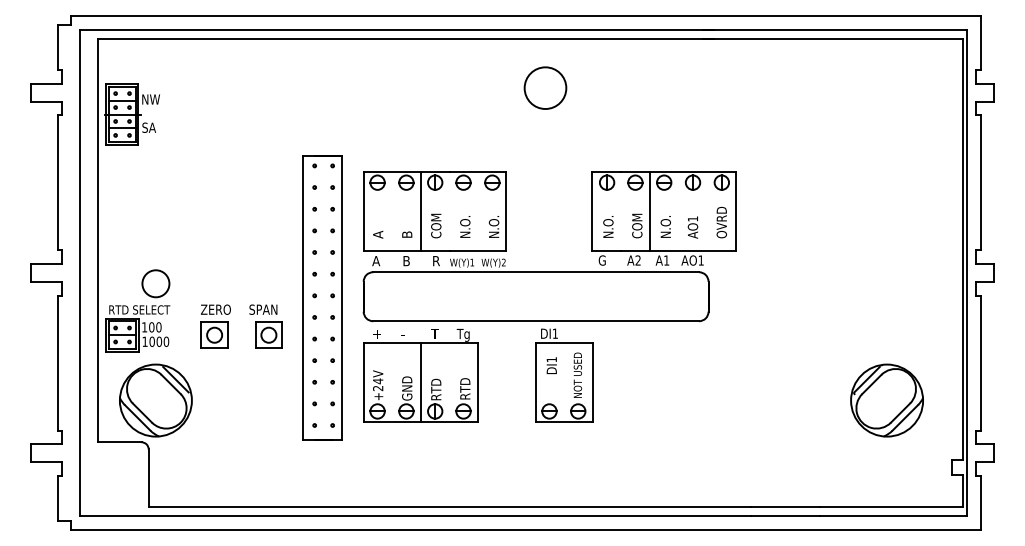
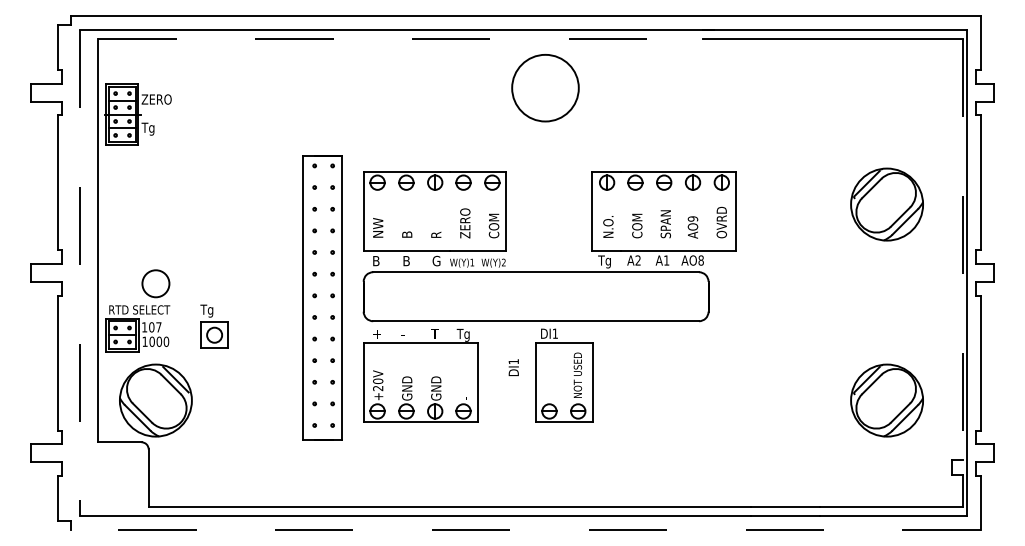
line: solid -> dashed (406, 38)
circle diameter: 42 px -> 67 px (545, 87)
text: NW -> ZERO (156, 99)
text: SA -> Tg (148, 128)
part: none -> present (886, 204)
line: present -> none (421, 211)
line: present -> none (649, 211)
text: AO1 -> AO9 (692, 218)
text: N.O. -> ZERO (465, 223)
text: N.O. -> SPAN (665, 224)
text: COM -> R (436, 225)
text: N.O. -> COM (493, 225)
text: A -> NW (378, 228)
line: solid -> dashed (962, 249)
text: R -> G (436, 260)
text: AO1 -> AO8 (700, 260)
text: A -> B (376, 261)
text: G -> Tg (604, 261)
line: solid -> dashed (80, 273)
text: ZERO -> Tg (215, 310)
part: present -> none (265, 326)
text: 100 -> 107 (158, 327)
text position: (551, 365) -> (513, 367) (513, 367)
text: +24V -> +20V (378, 381)
line: present -> none (420, 382)
text: RTD -> GND (436, 388)
text: RTD -> - (465, 388)
line: solid -> dashed (526, 529)
